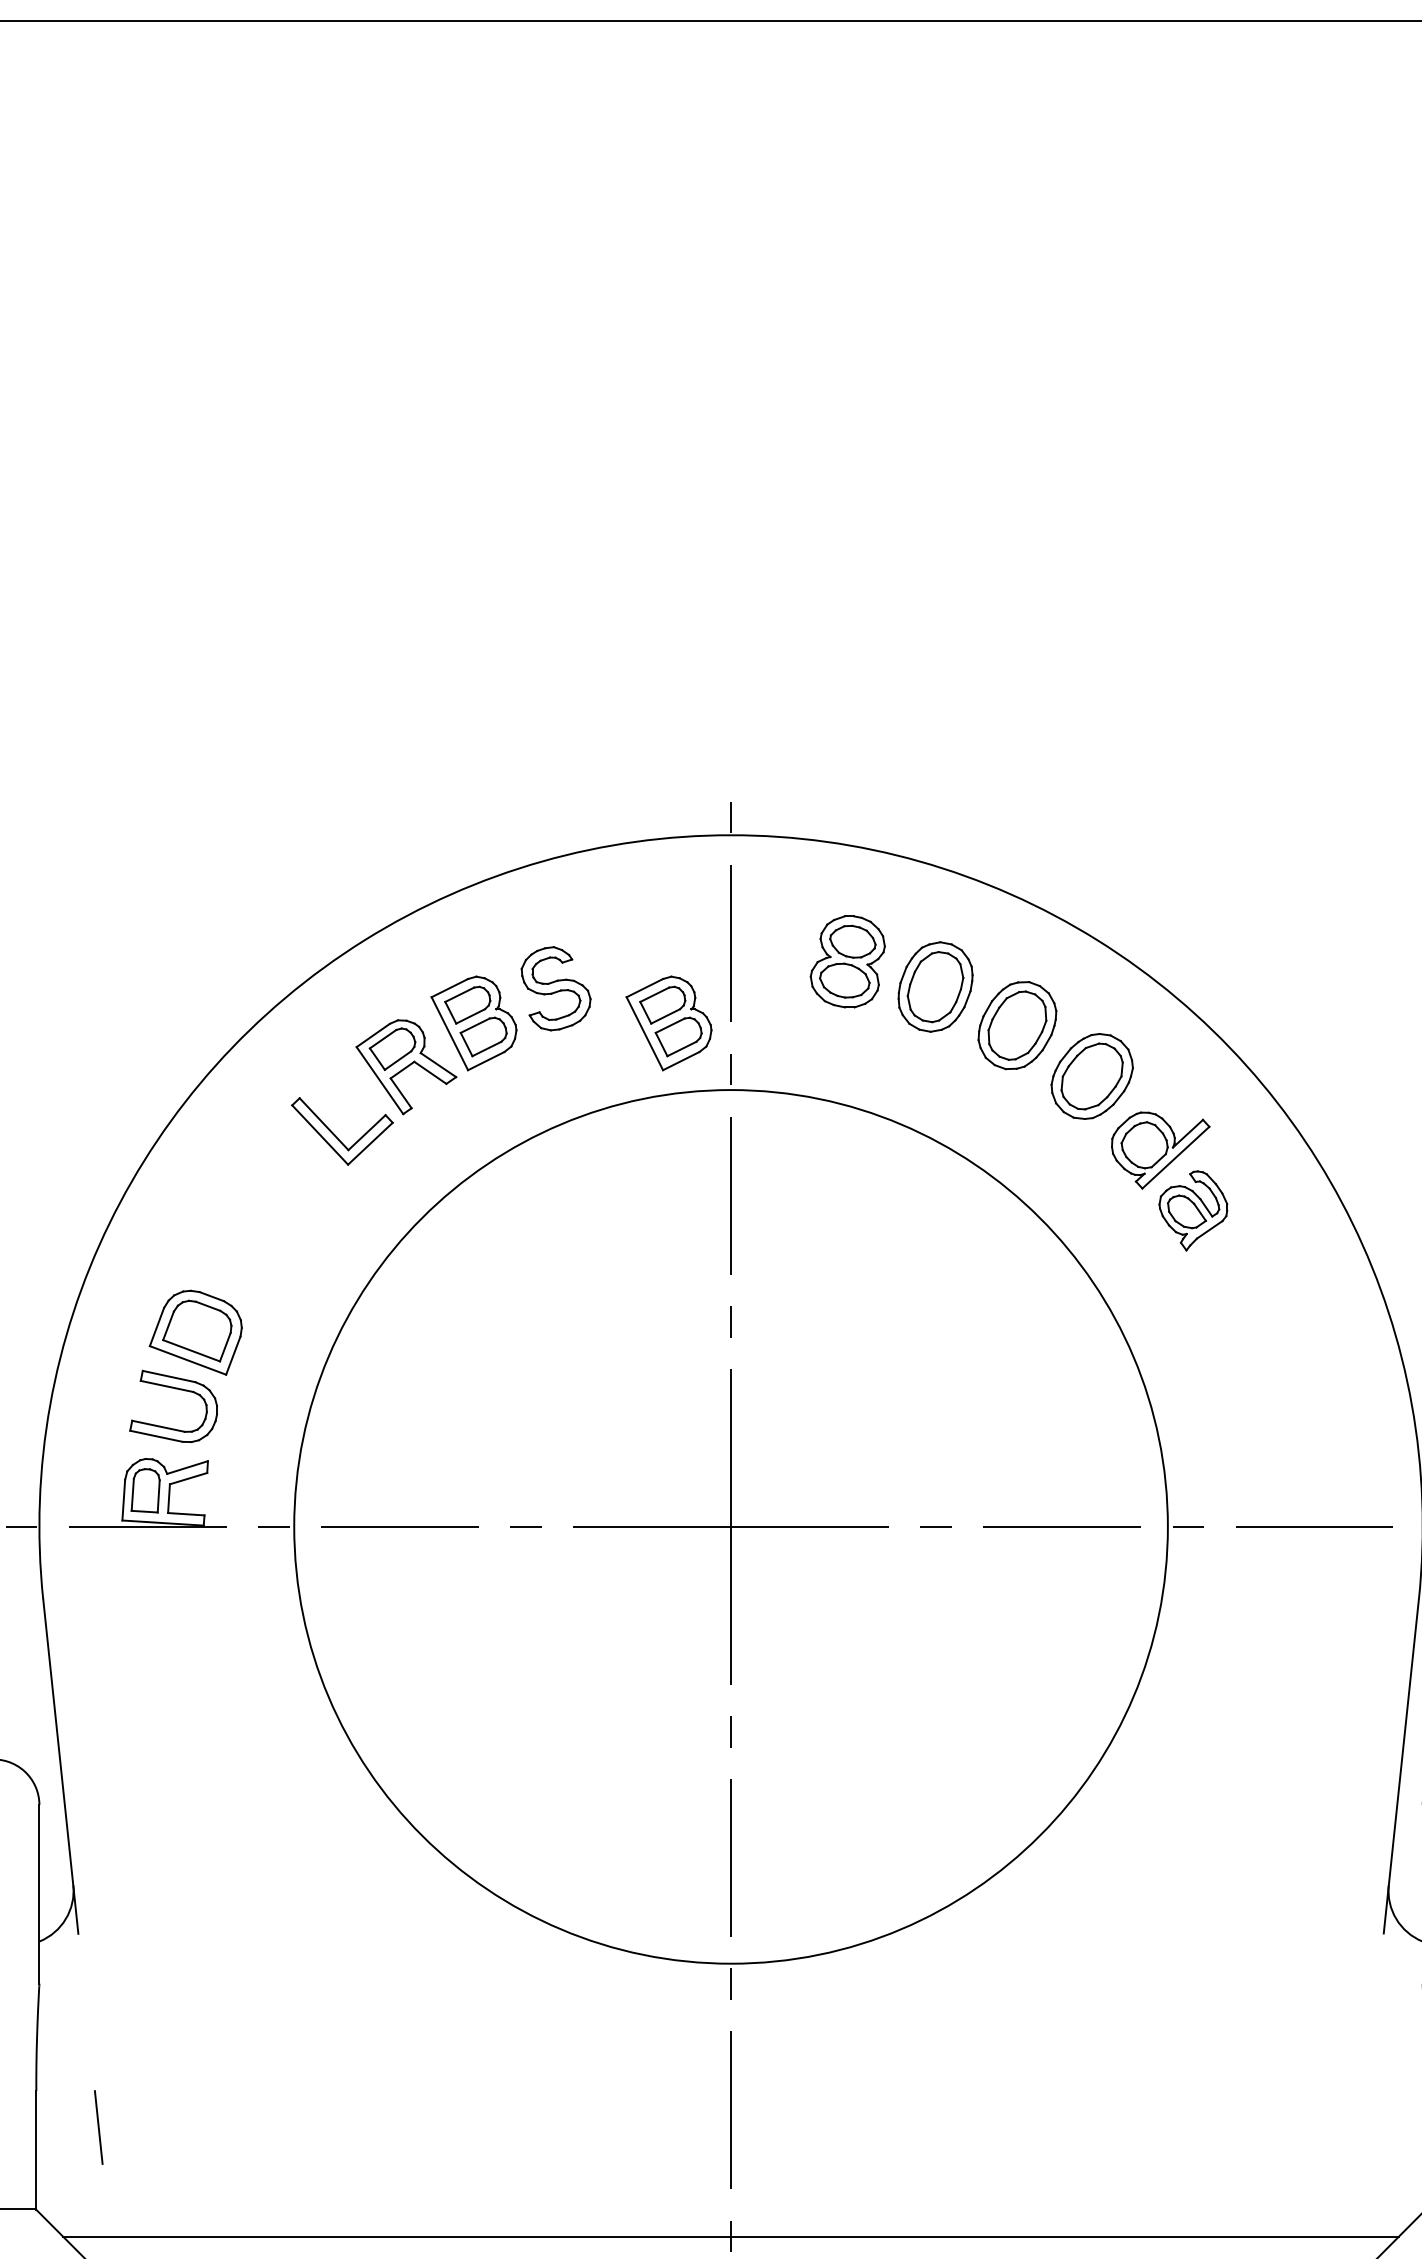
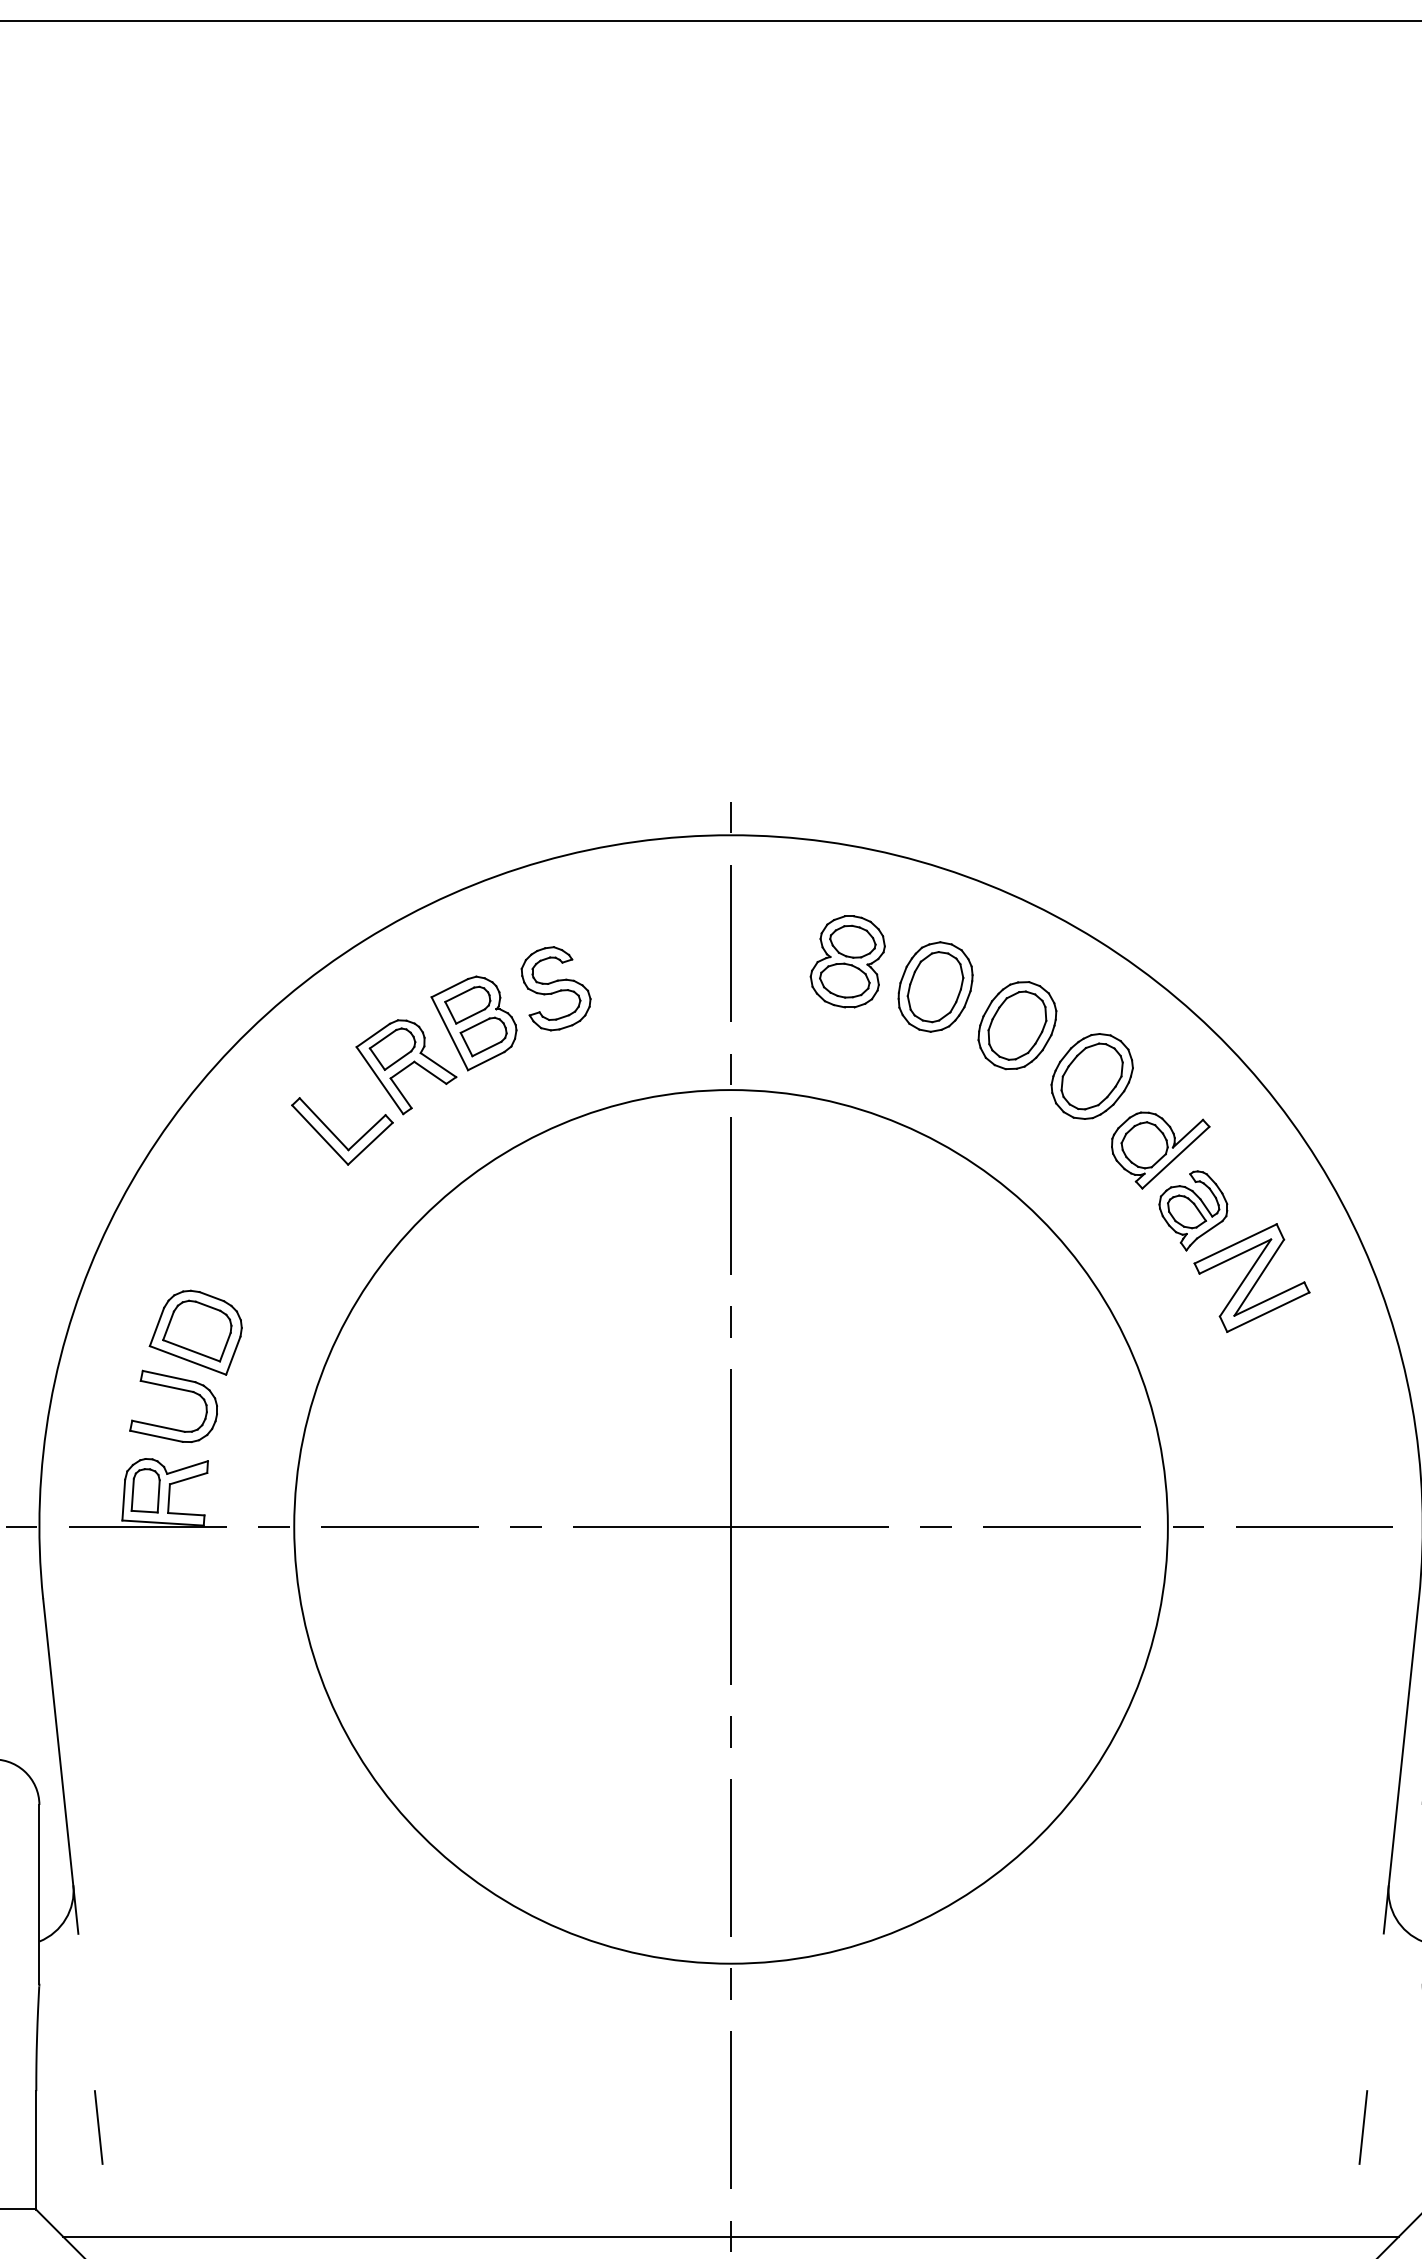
part: present -> none (668, 1023)
part: none -> present (1251, 1277)
line: none -> present (1363, 2127)
